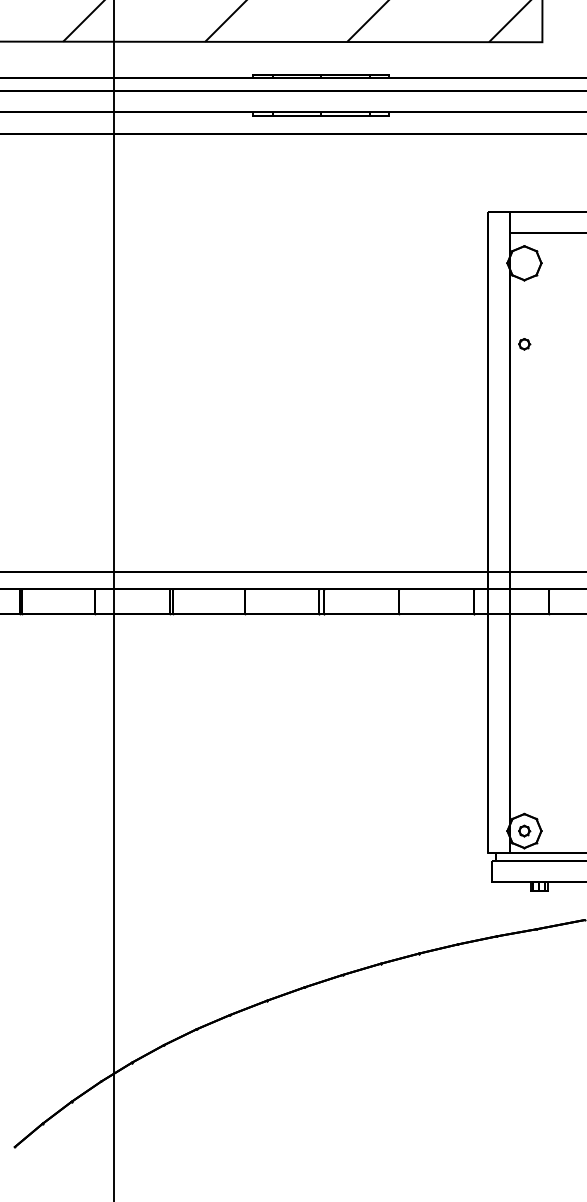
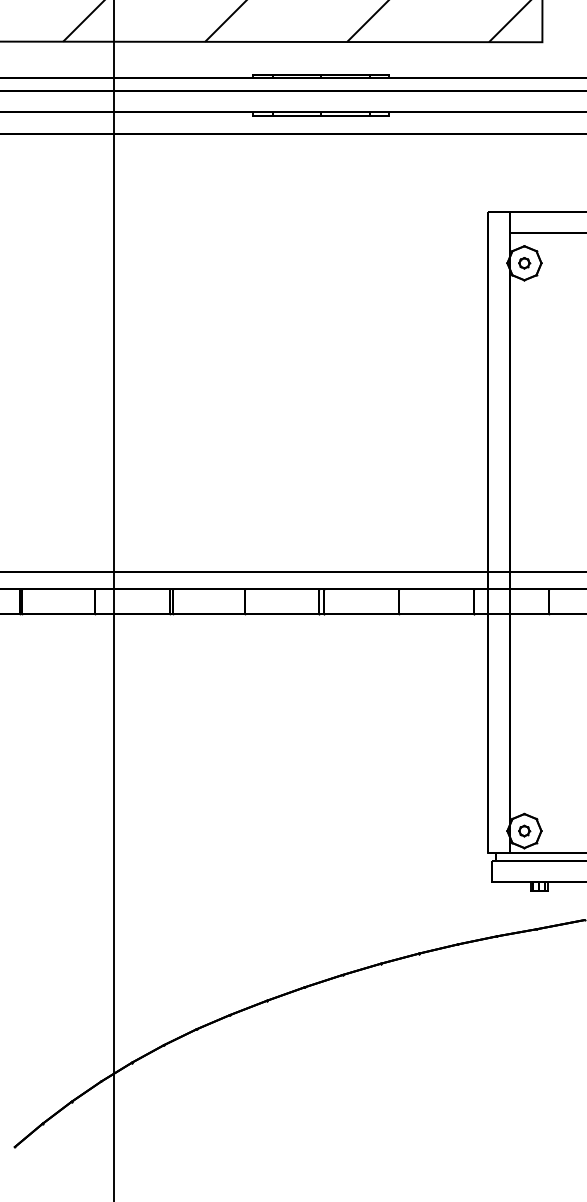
part position: (524, 344) -> (524, 263) (524, 263)
